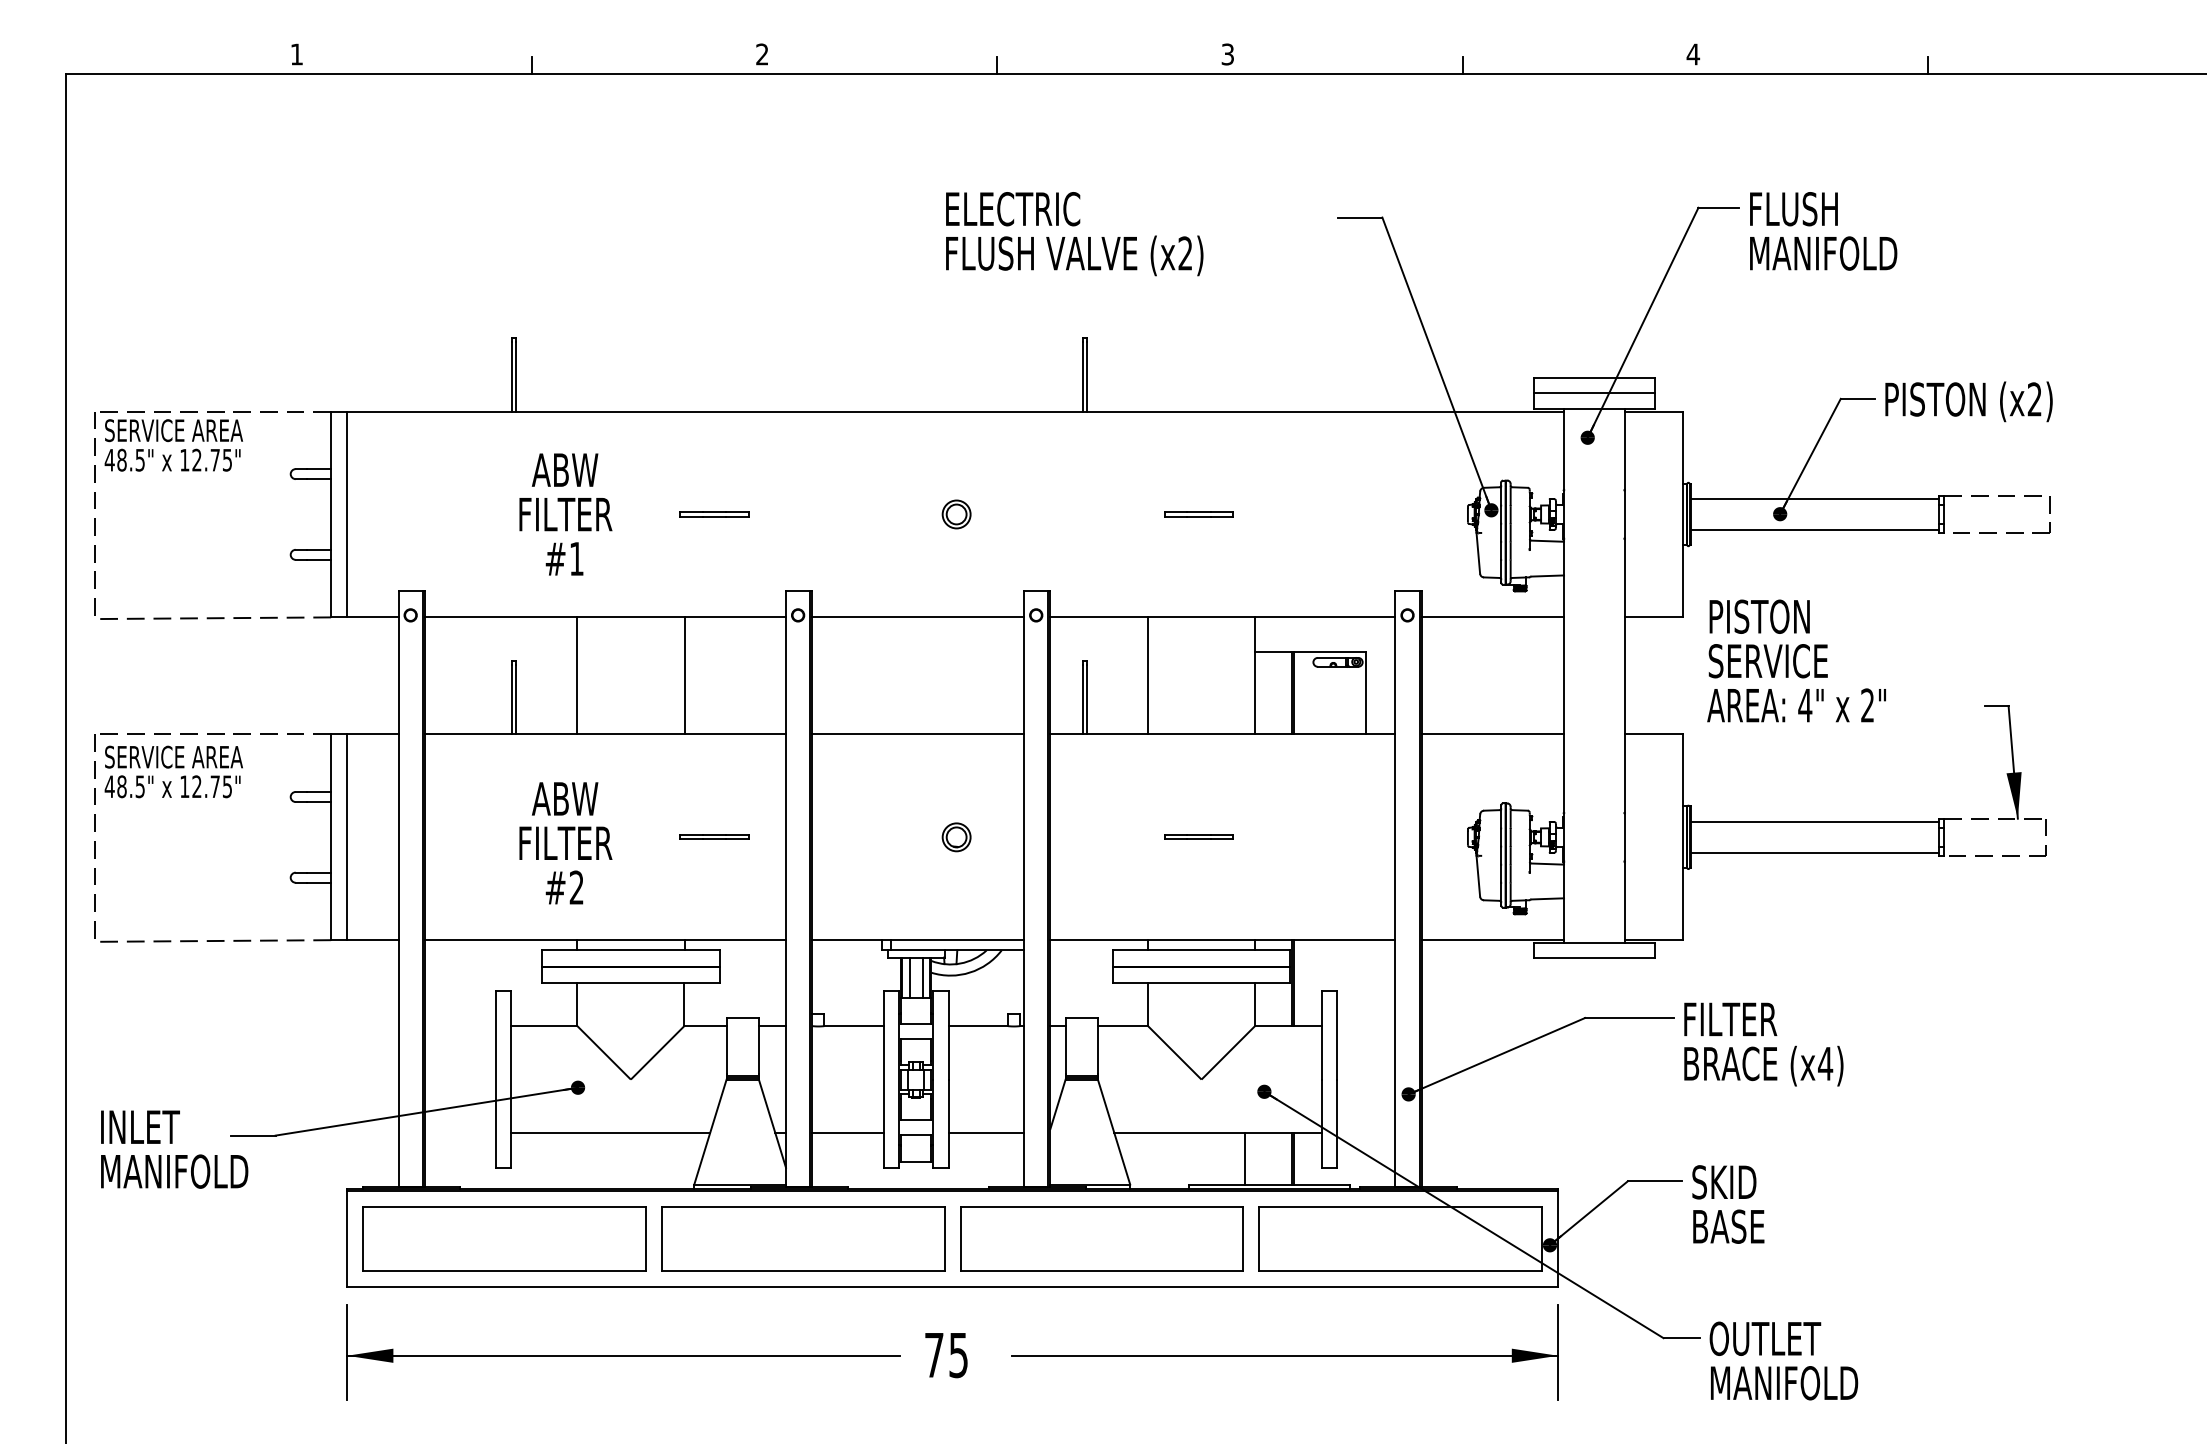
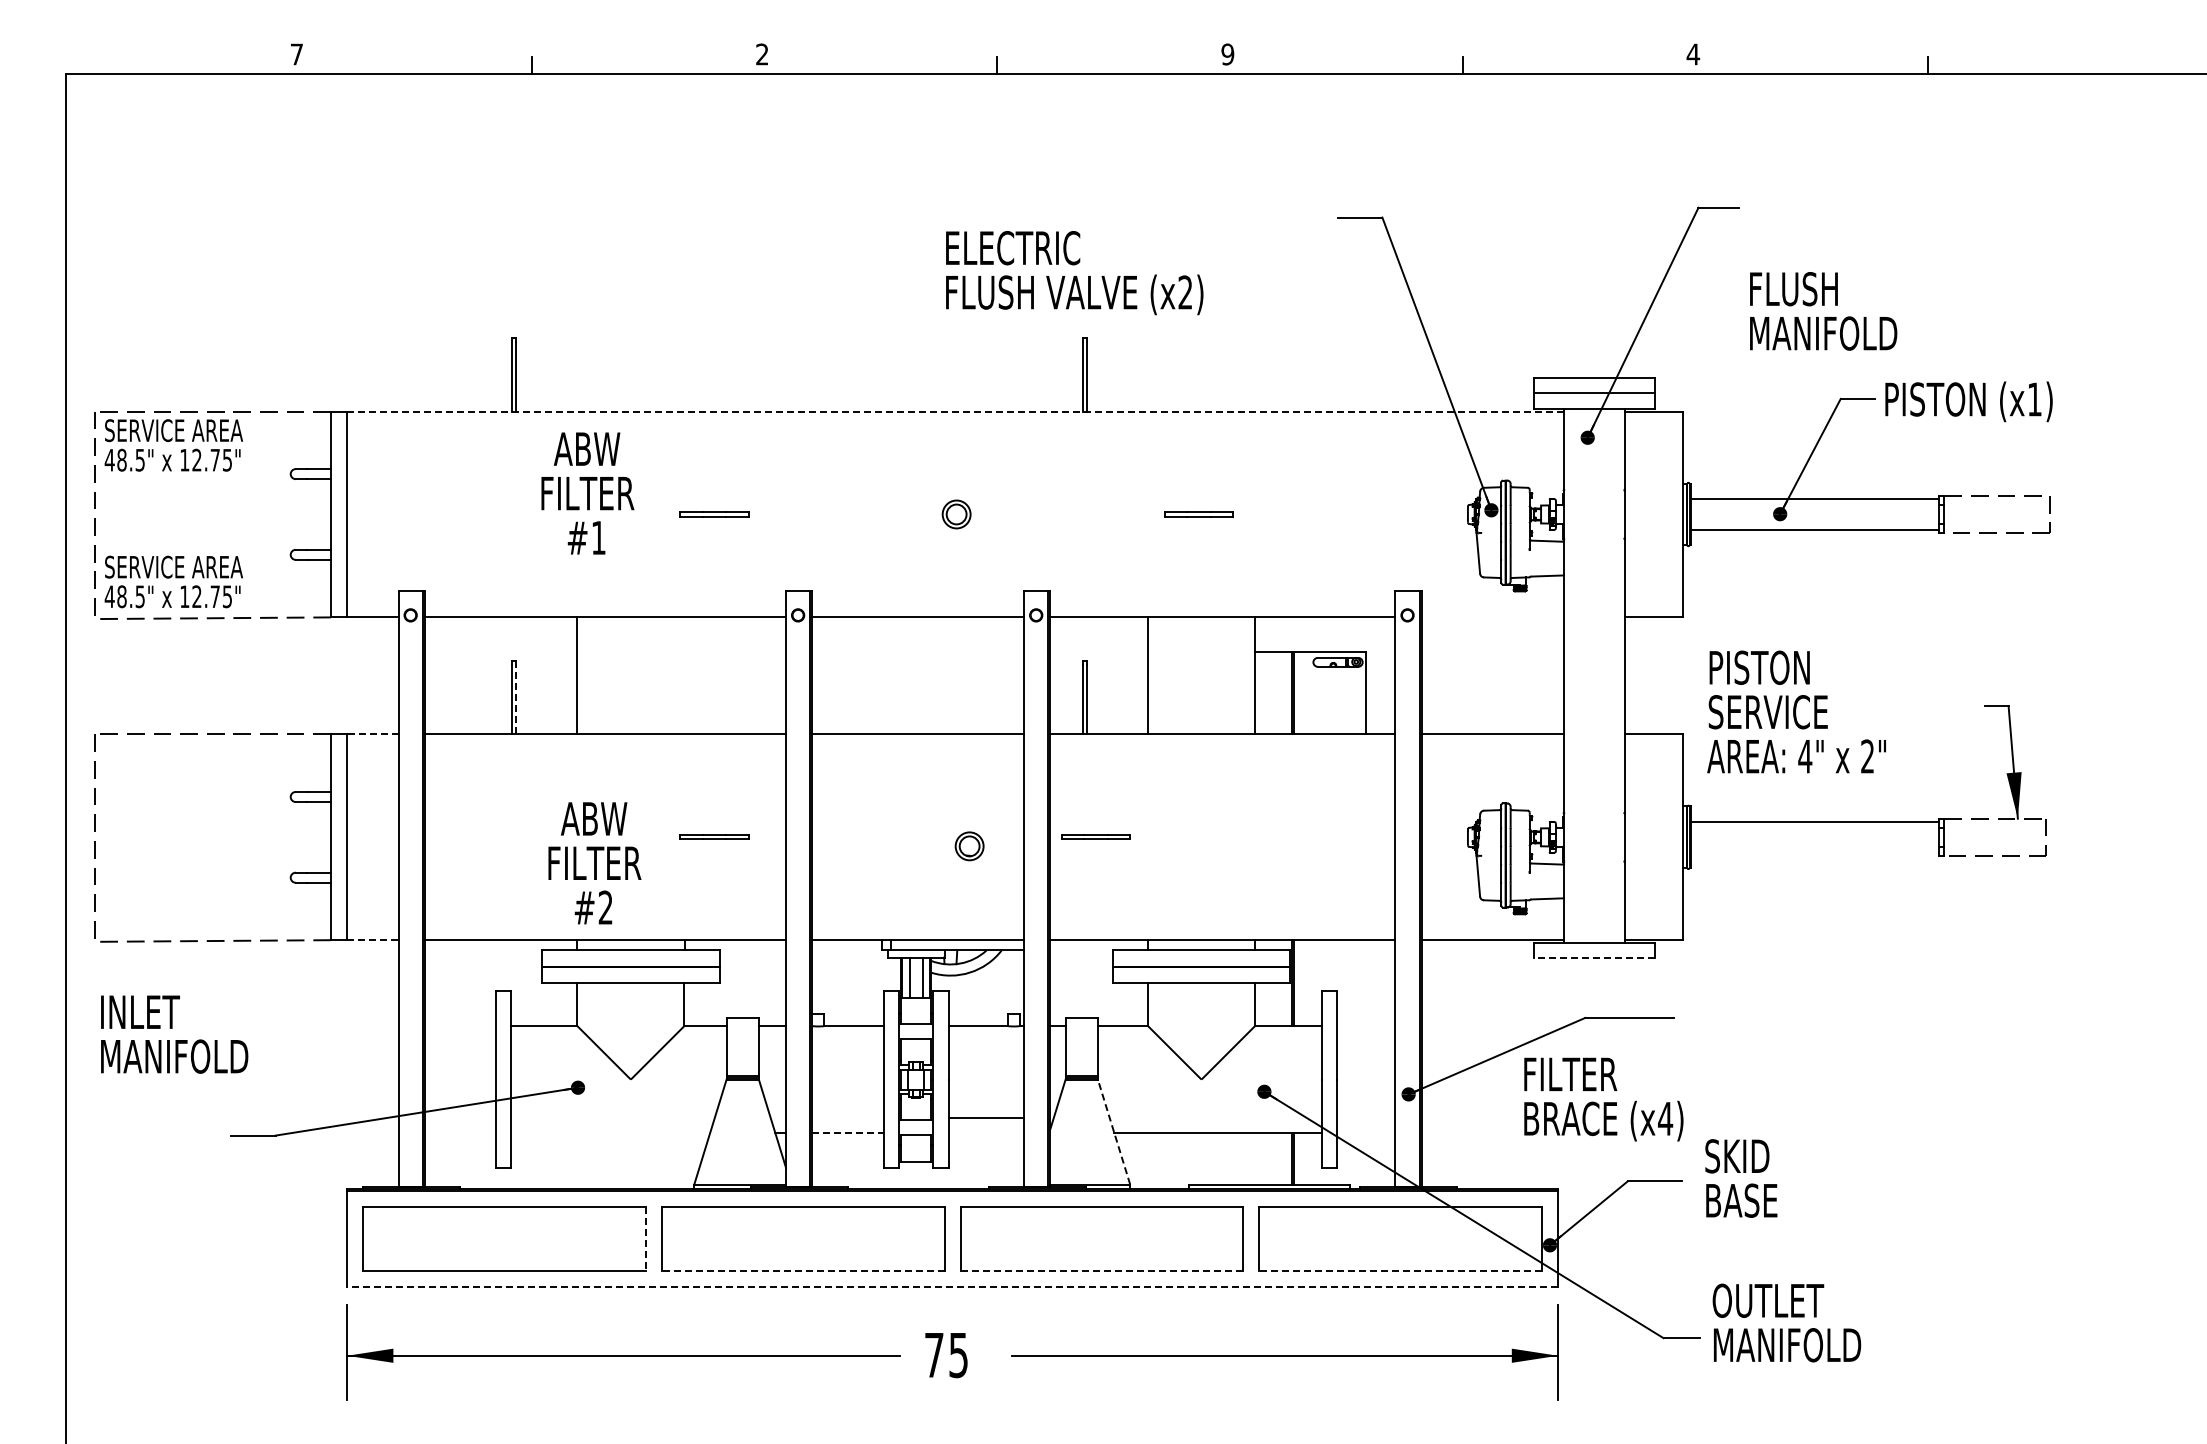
text: 1 -> 7 (296, 54)
text: 3 -> 9 (1227, 54)
text position: (1823, 231) -> (1823, 311) (1823, 311)
text position: (1074, 234) -> (1074, 273) (1074, 273)
text: (x2) -> (x1) (2034, 399)
line: solid -> dashed (955, 411)
text position: (565, 514) -> (587, 493) (587, 493)
line: present -> none (1492, 617)
text position: (1796, 660) -> (1796, 711) (1796, 711)
line: present -> none (684, 675)
line: solid -> dashed (516, 699)
line: solid -> dashed (372, 734)
text position: (173, 771) -> (173, 581) (173, 581)
part position: (1198, 836) -> (1095, 836) (1095, 836)
part position: (956, 837) -> (969, 846) (969, 846)
text position: (565, 843) -> (594, 863) (594, 863)
line: present -> none (1814, 852)
line: solid -> dashed (372, 940)
line: solid -> dashed (1594, 958)
text position: (1763, 1044) -> (1603, 1099) (1603, 1099)
line: solid -> dashed (1114, 1132)
line: present -> none (610, 1133)
line: solid -> dashed (848, 1133)
line position: (986, 1133) -> (986, 1118) (986, 1118)
text position: (174, 1149) -> (174, 1034) (174, 1034)
line: present -> none (1245, 1158)
text position: (1728, 1204) -> (1741, 1178) (1741, 1178)
line: solid -> dashed (645, 1239)
line: solid -> dashed (802, 1271)
line: solid -> dashed (1101, 1271)
line: solid -> dashed (1400, 1271)
line: solid -> dashed (952, 1287)
text position: (1783, 1360) -> (1786, 1322) (1786, 1322)
